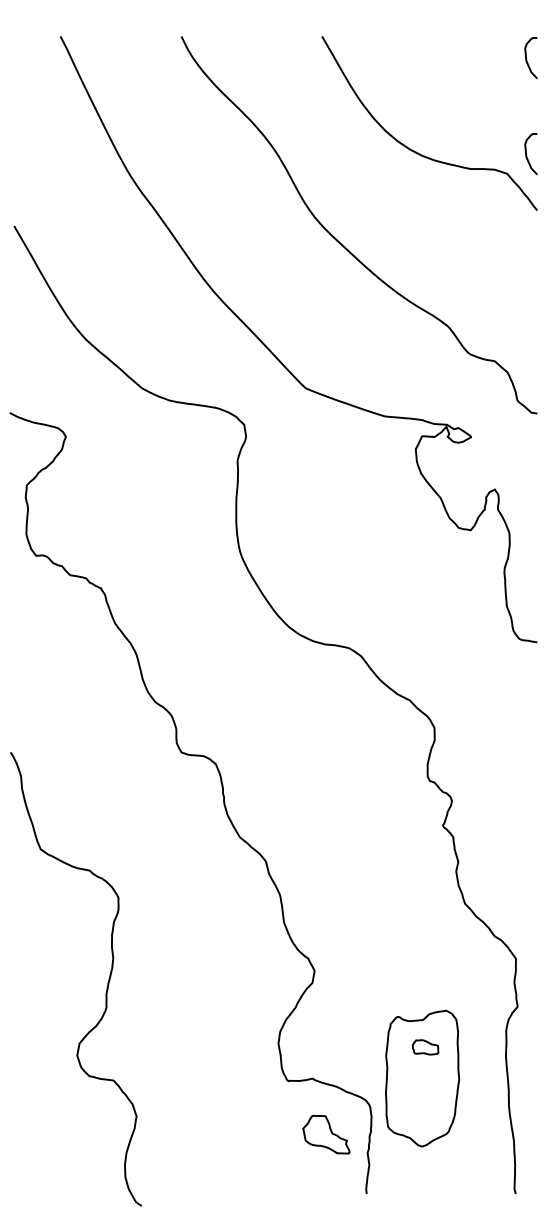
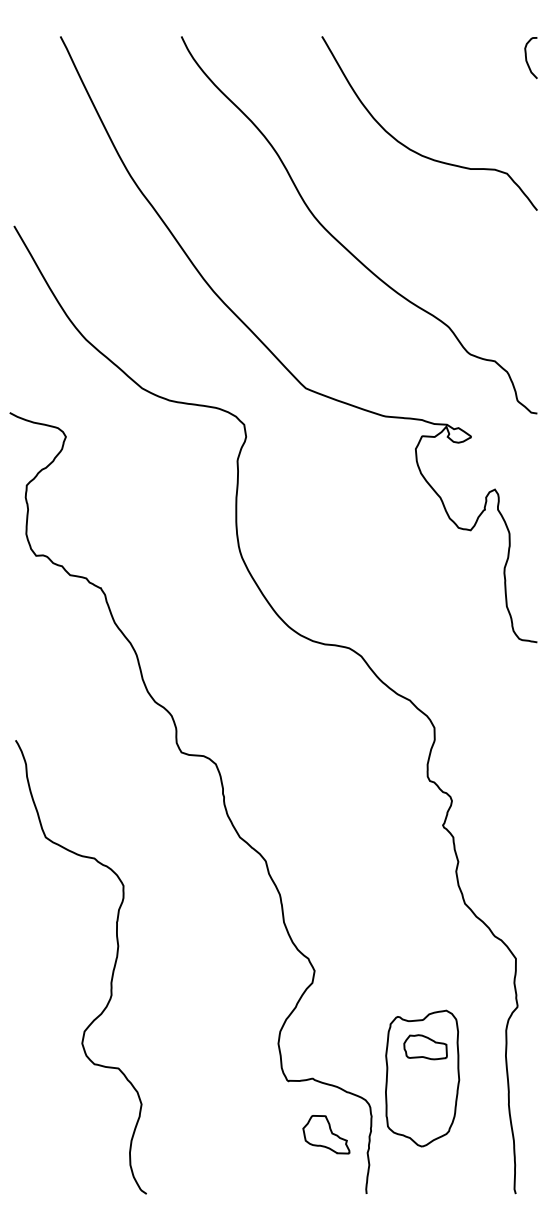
curve: present -> none (527, 155)
curve position: (106, 987) -> (111, 975) (111, 975)
part size: 29x17 px -> 45x27 px (425, 1047)
